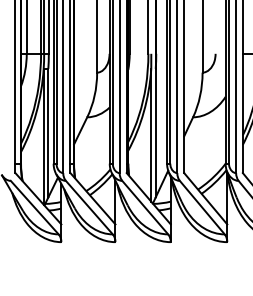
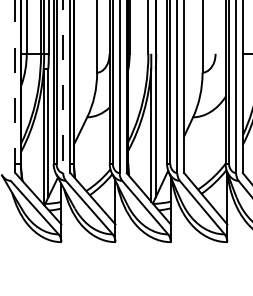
line: solid -> dashed (15, 86)
line: solid -> dashed (63, 87)
